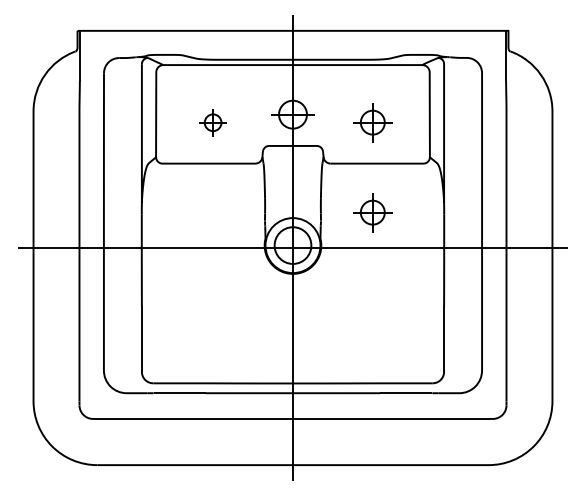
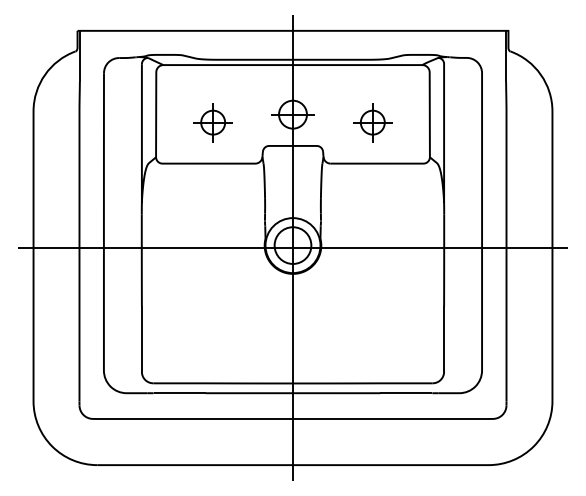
part size: 28x28 px -> 40x40 px (212, 122)
part: present -> none (372, 212)
